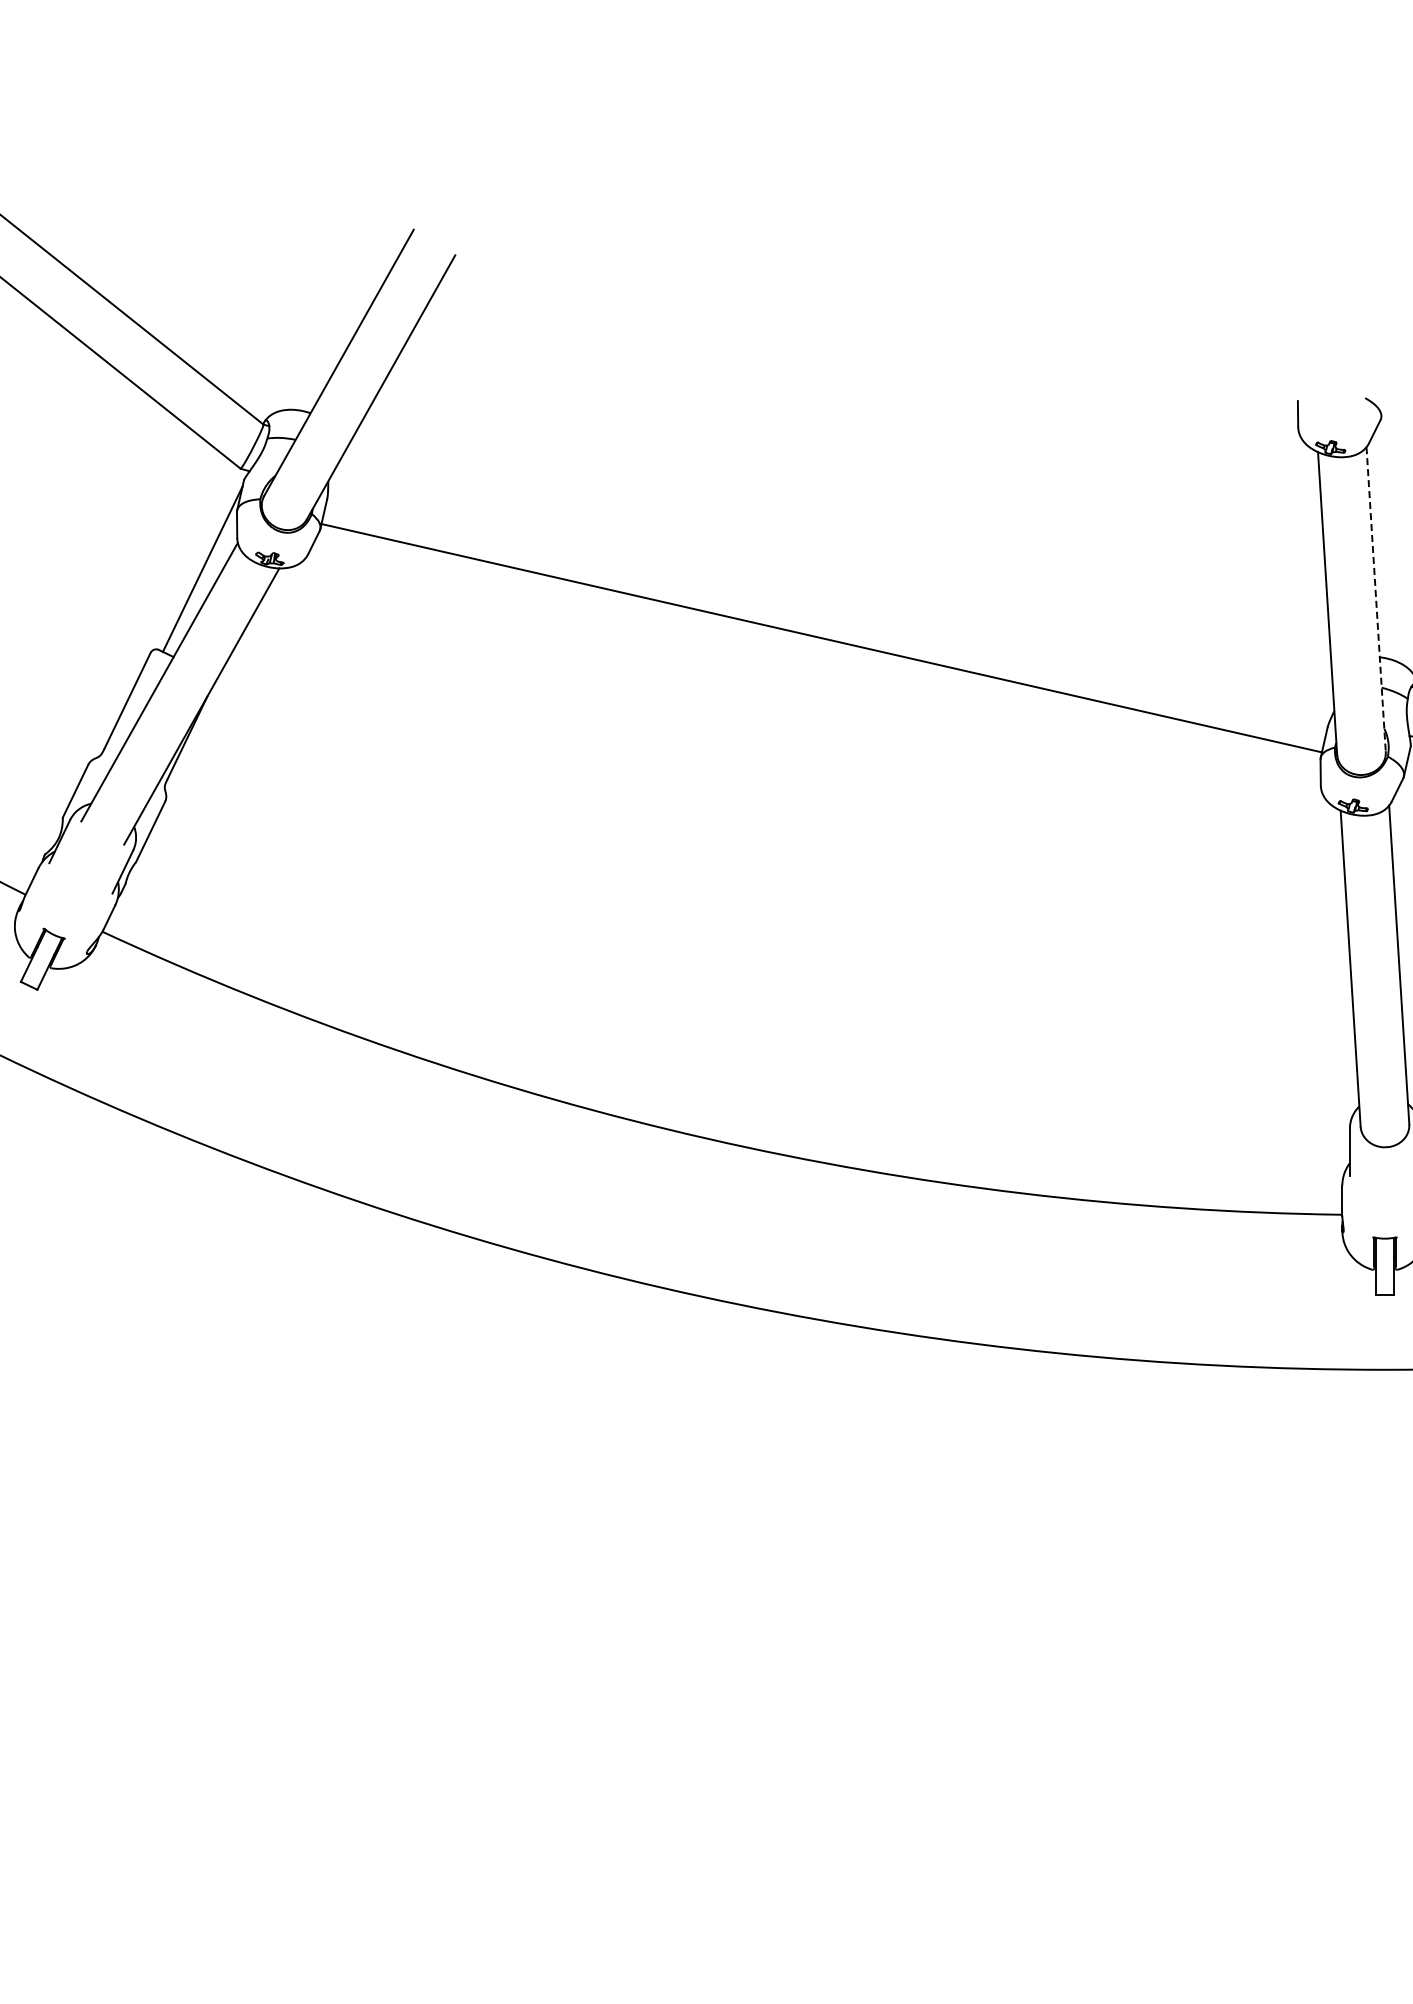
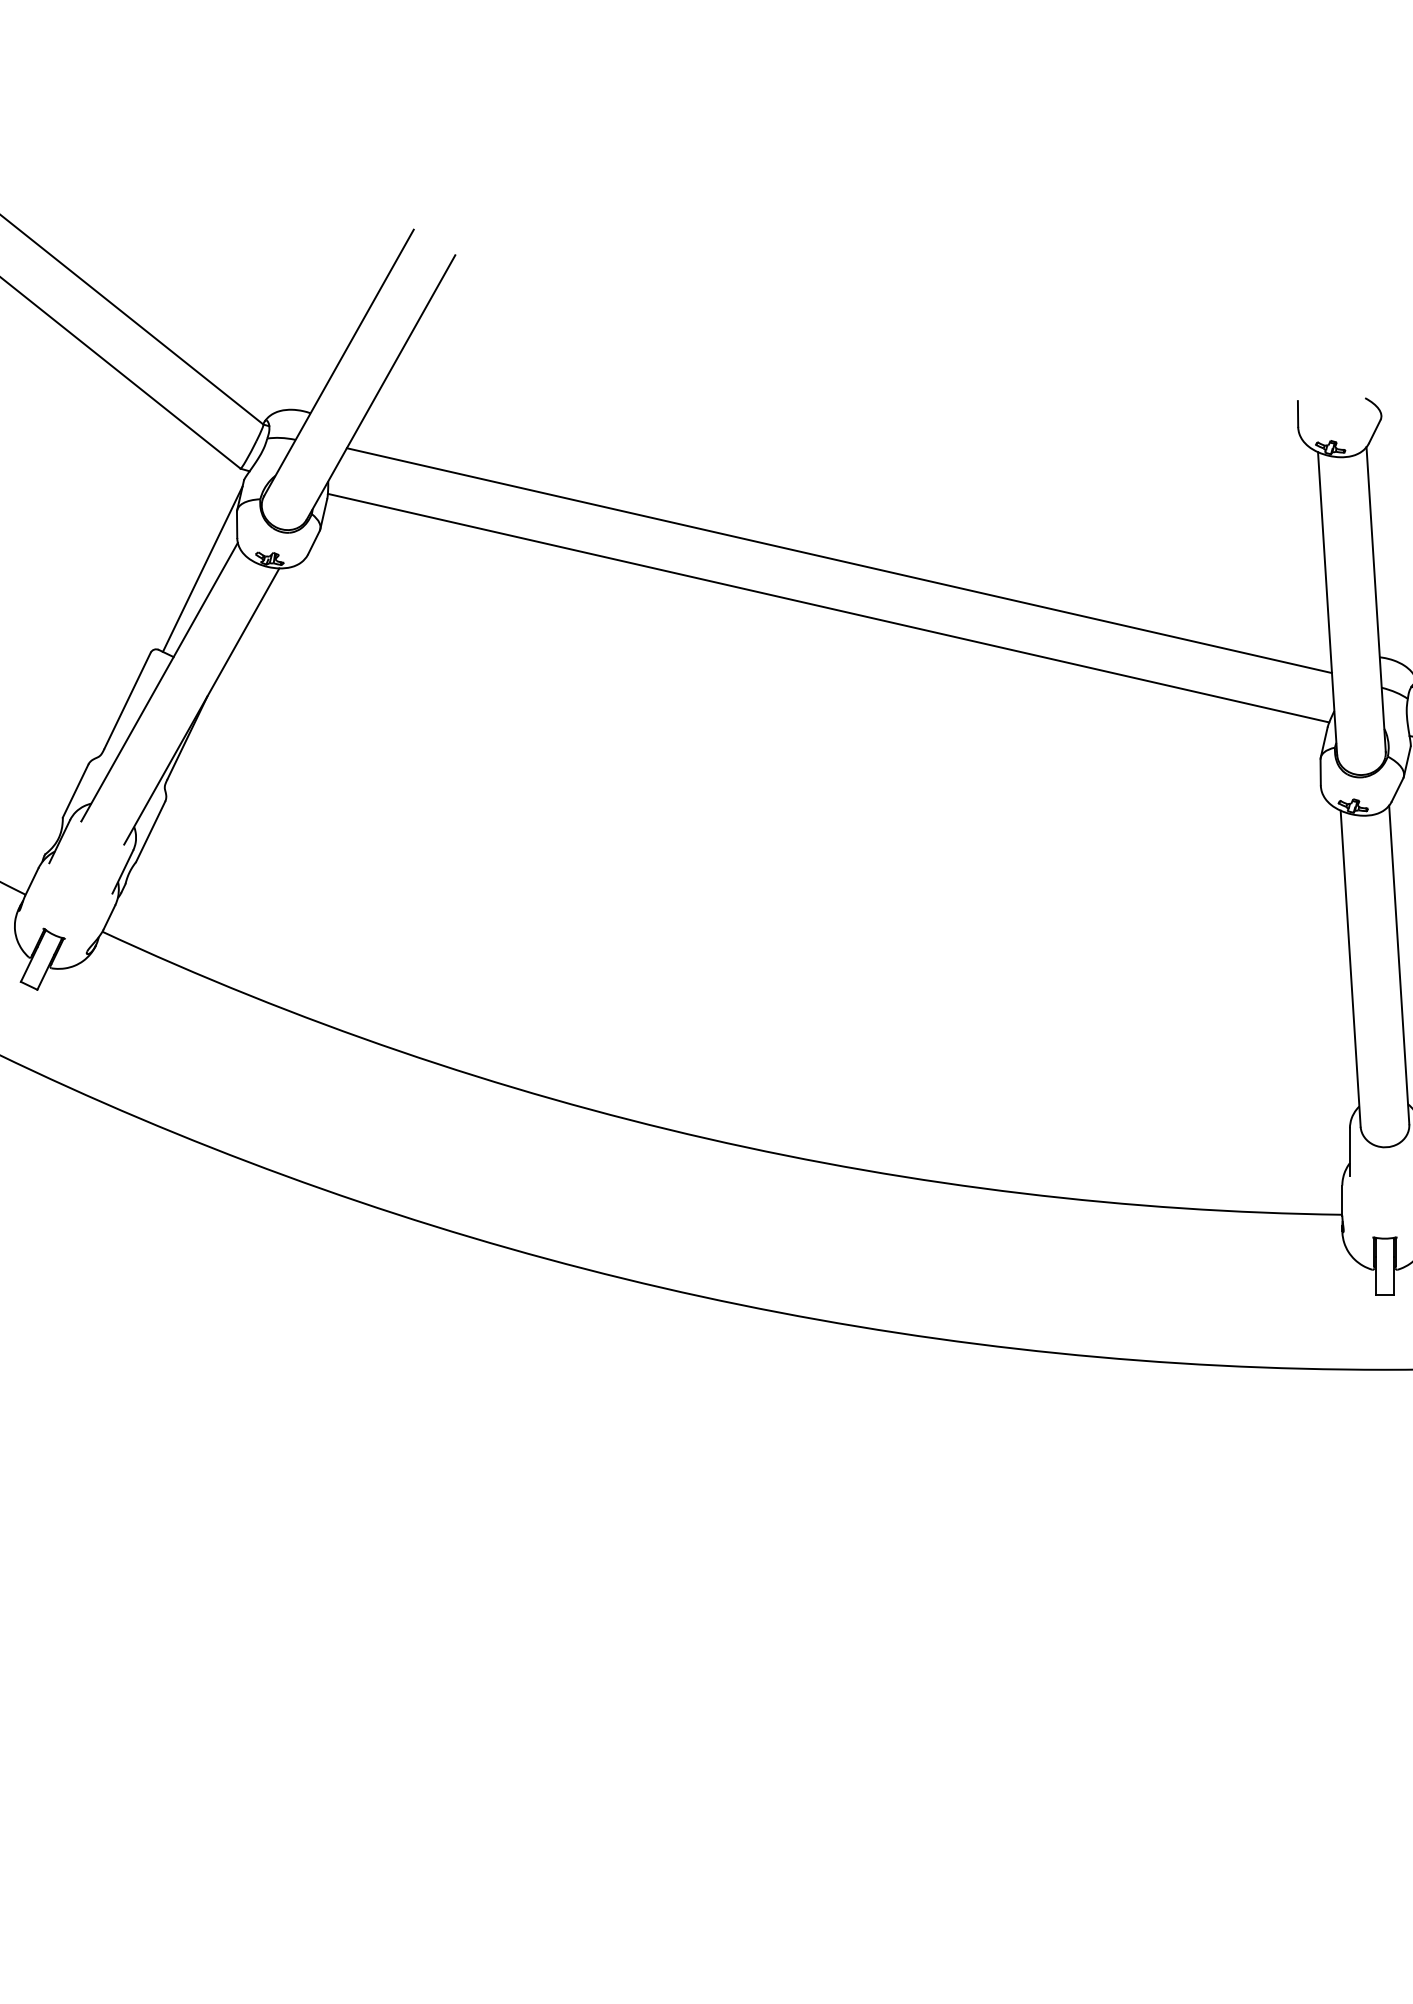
line: none -> present (838, 560)
line: dashed -> solid (1376, 599)
line position: (821, 637) -> (828, 607) (828, 607)
